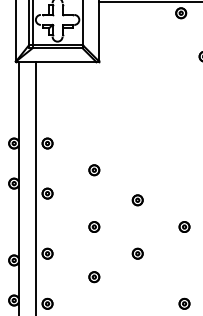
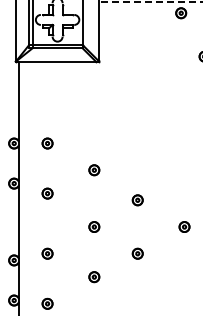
line: solid -> dashed (150, 1)
line: present -> none (35, 186)
part: present -> none (184, 303)
